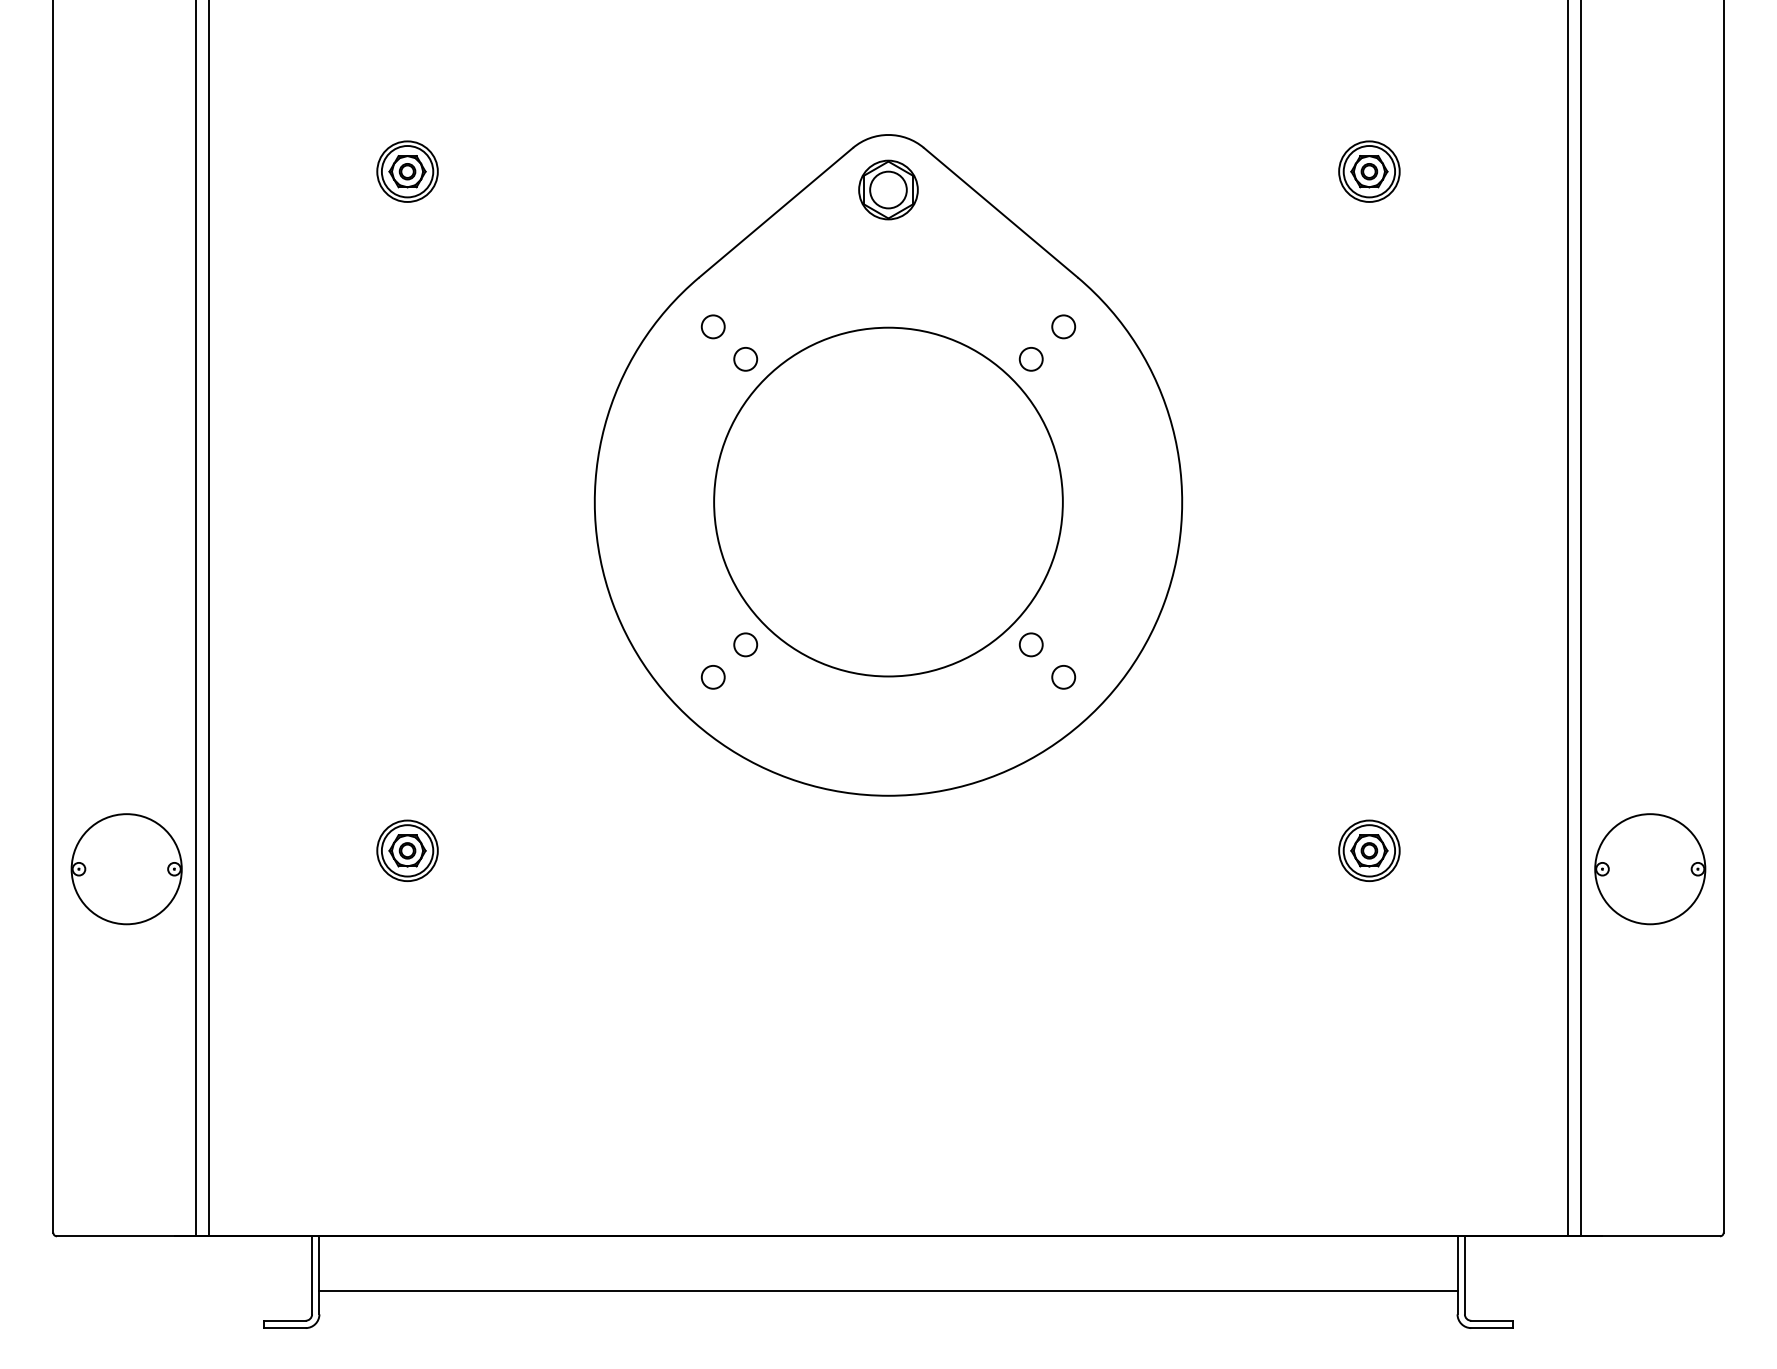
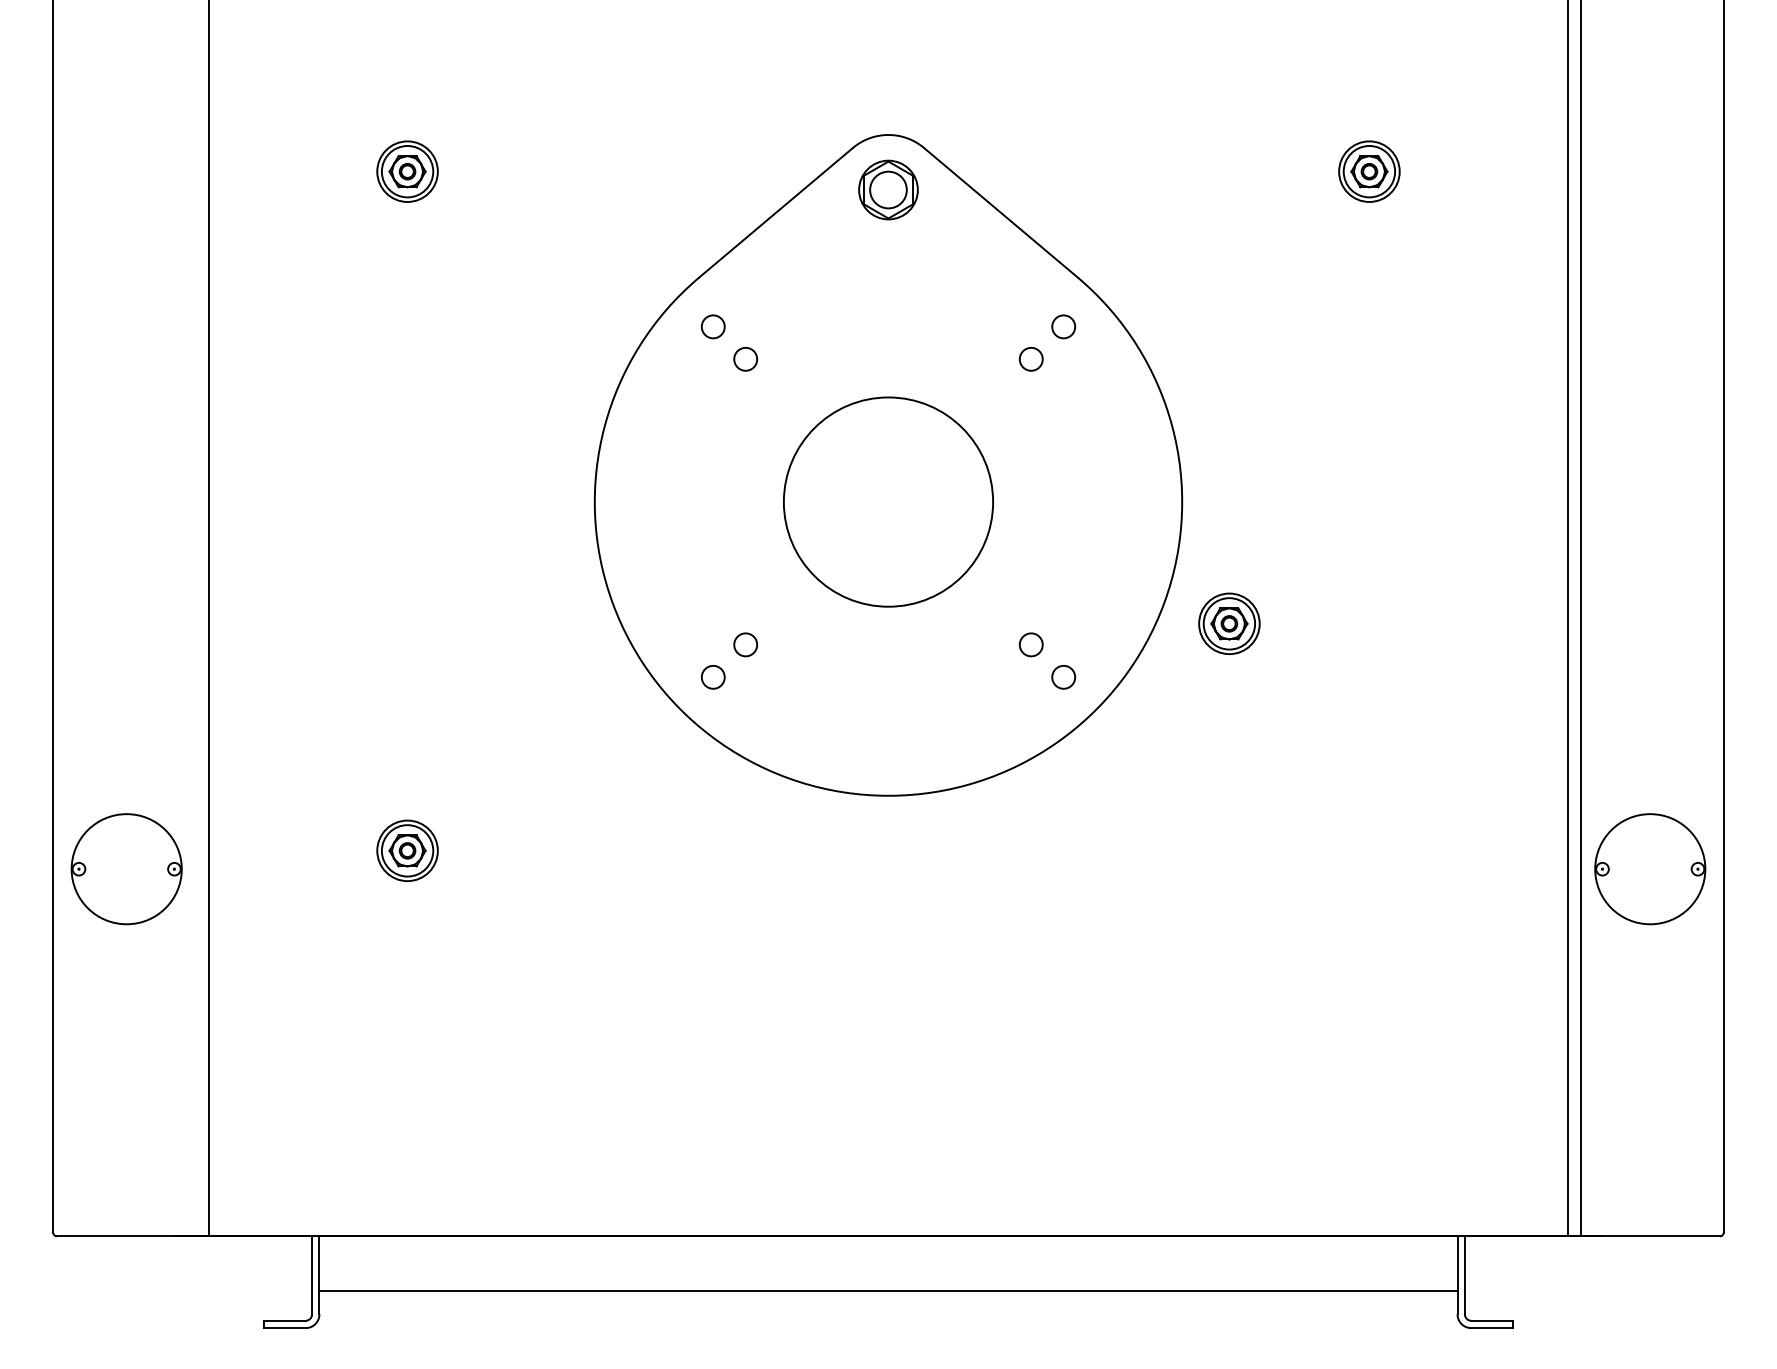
circle diameter: 349 px -> 209 px (888, 501)
line: present -> none (196, 619)
part position: (1369, 850) -> (1229, 623) (1229, 623)
